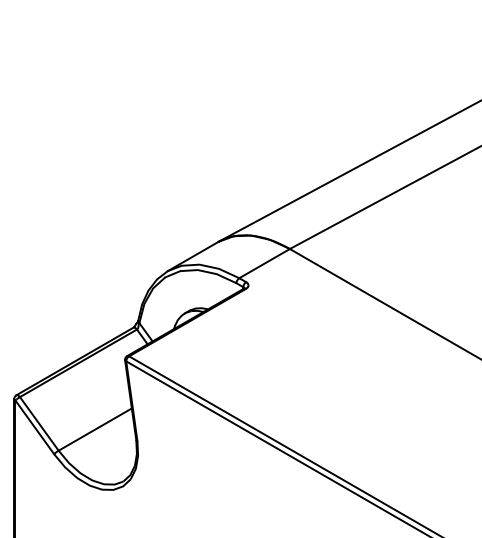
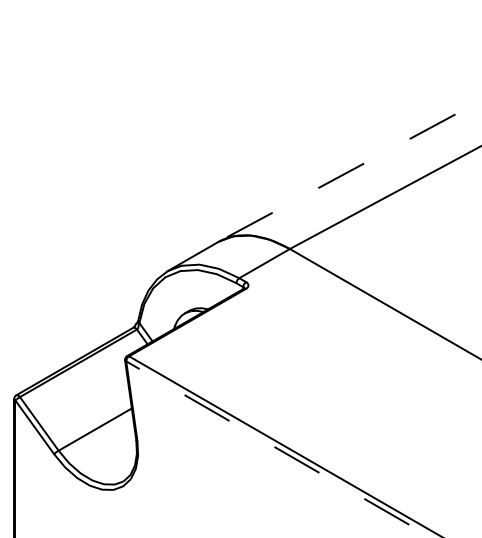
line: solid -> dashed (350, 170)
line: solid -> dashed (278, 449)
